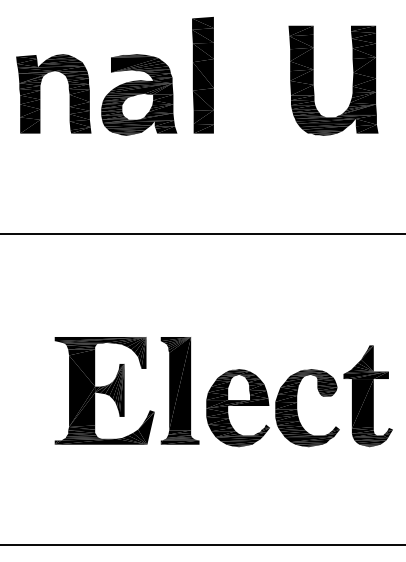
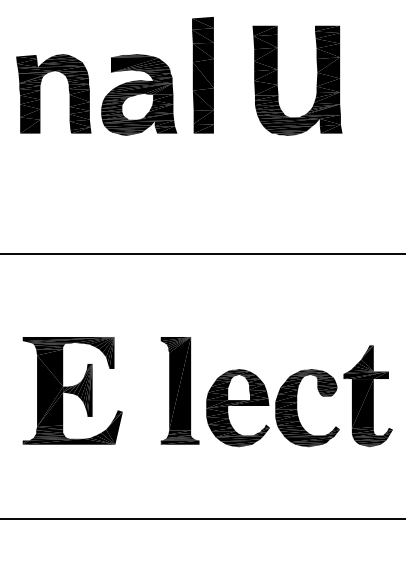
part position: (352, 82) -> (316, 82) (316, 82)
line position: (202, 234) -> (202, 254) (202, 254)
part position: (104, 390) -> (72, 390) (72, 390)
line position: (202, 545) -> (202, 519) (202, 519)
